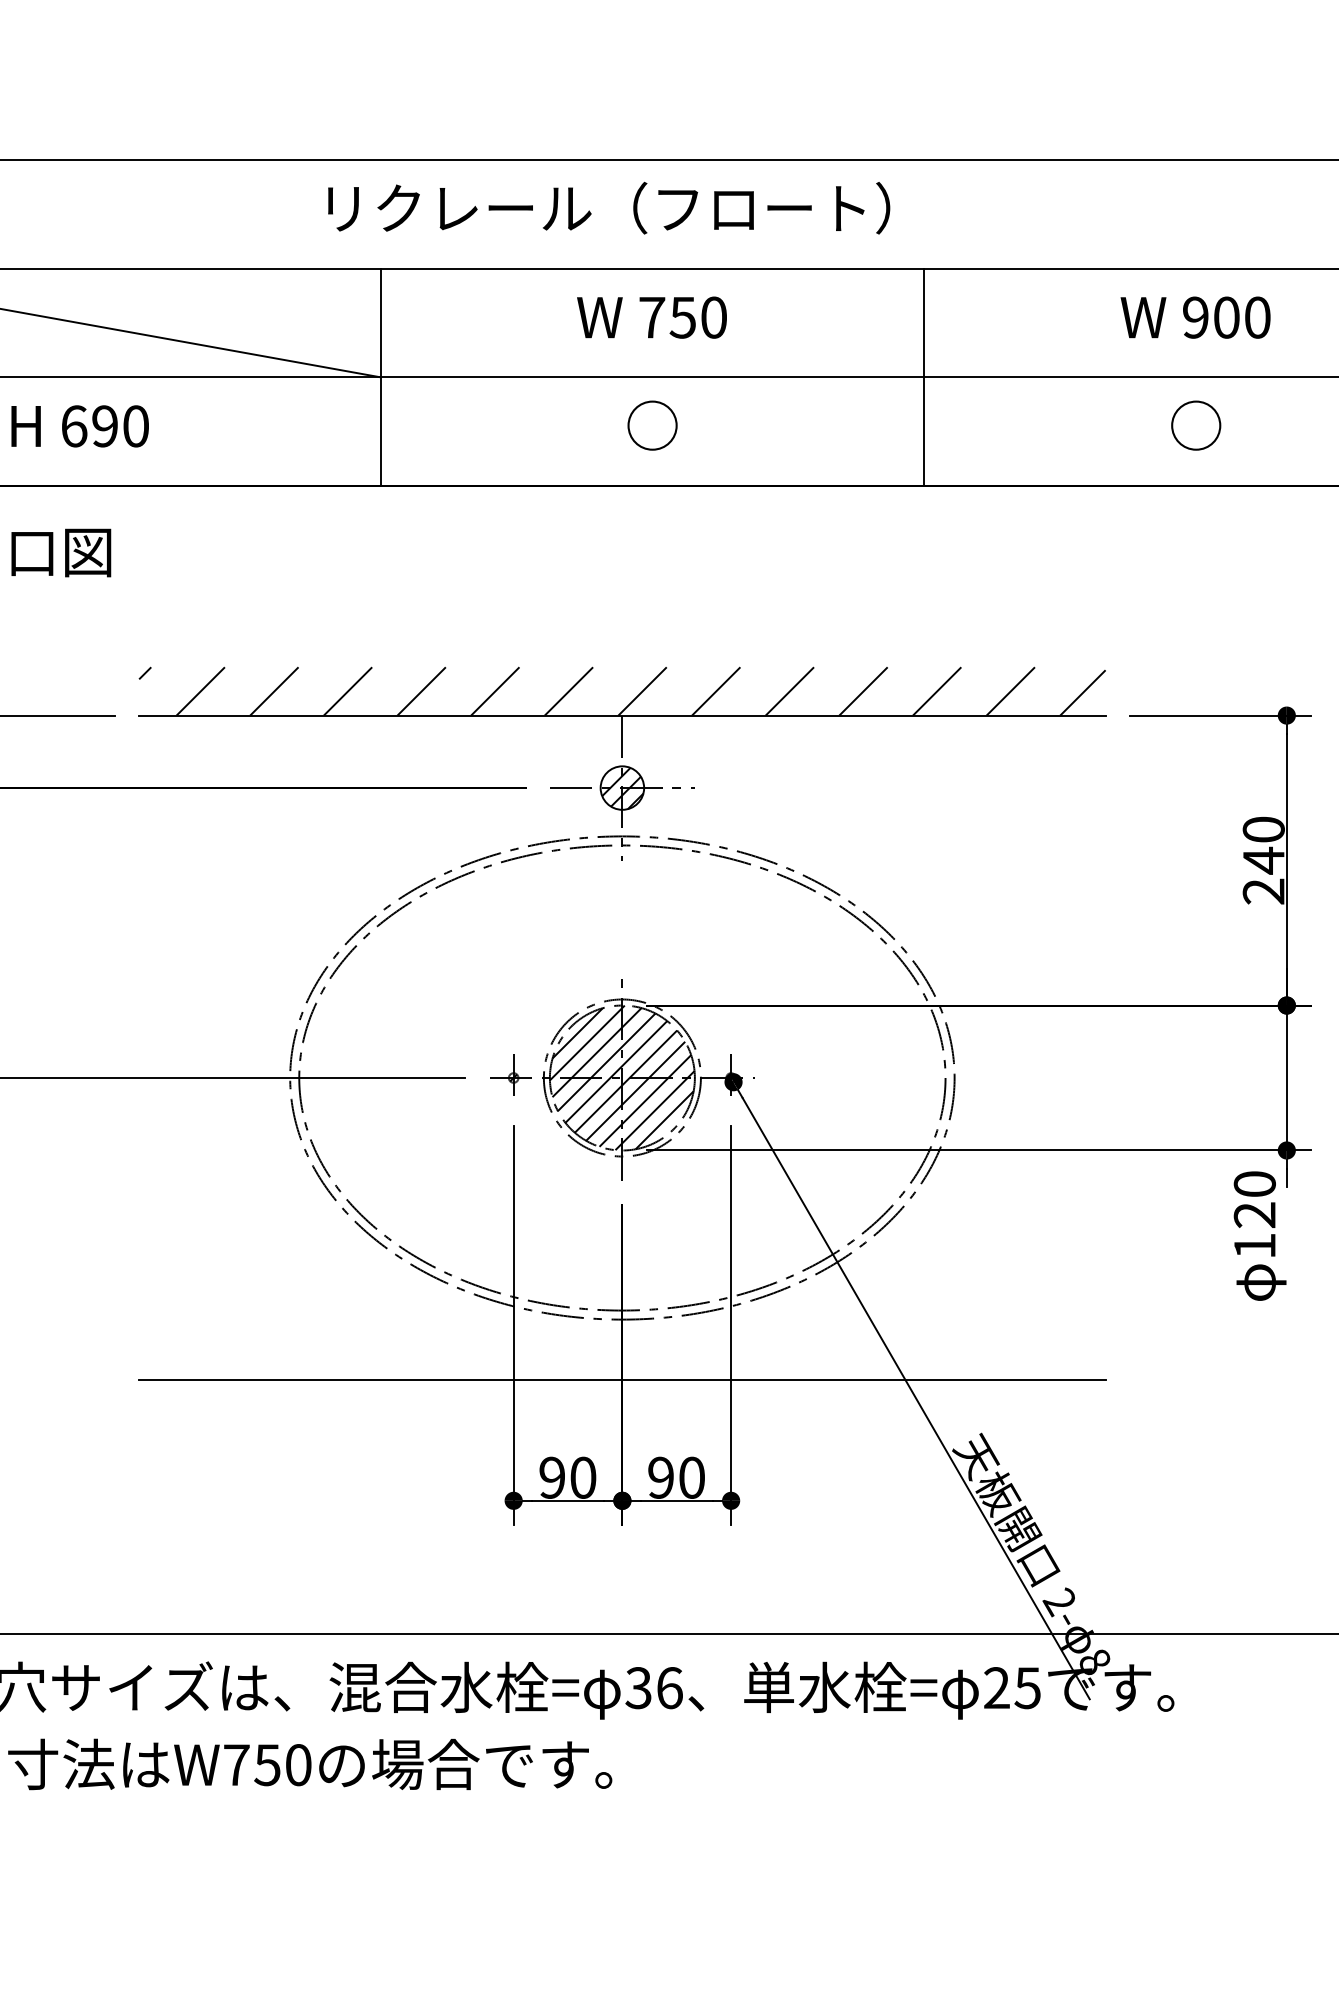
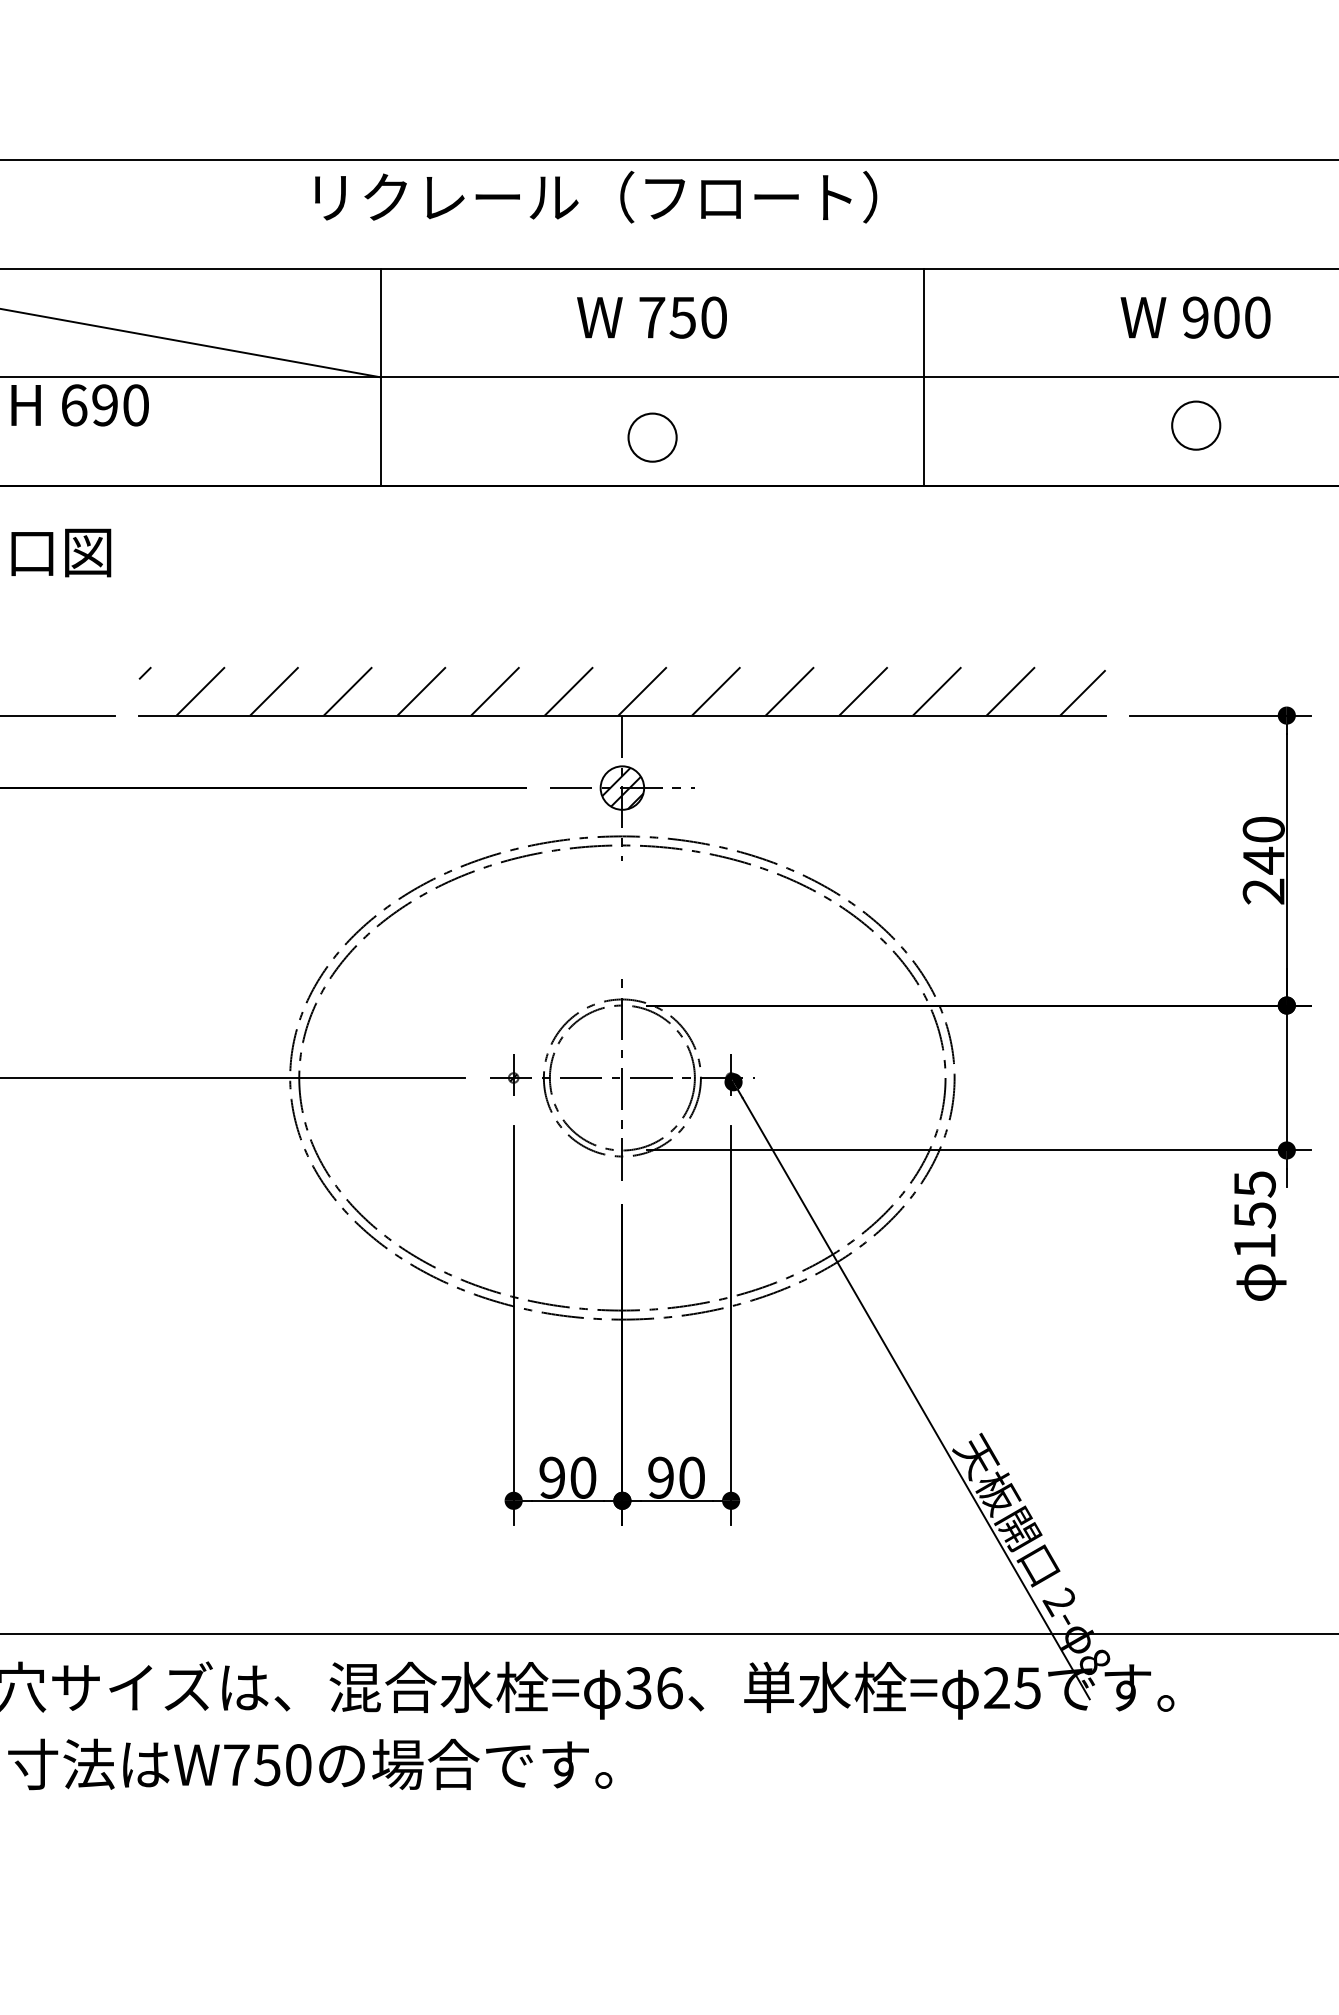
text position: (609, 207) -> (596, 196) (596, 196)
text position: (652, 425) -> (652, 437) (652, 437)
text position: (79, 426) -> (79, 405) (79, 405)
hatch: present -> none (621, 1077)
text: 120 -> 155 (1254, 1199)
line: present -> none (622, 1380)
